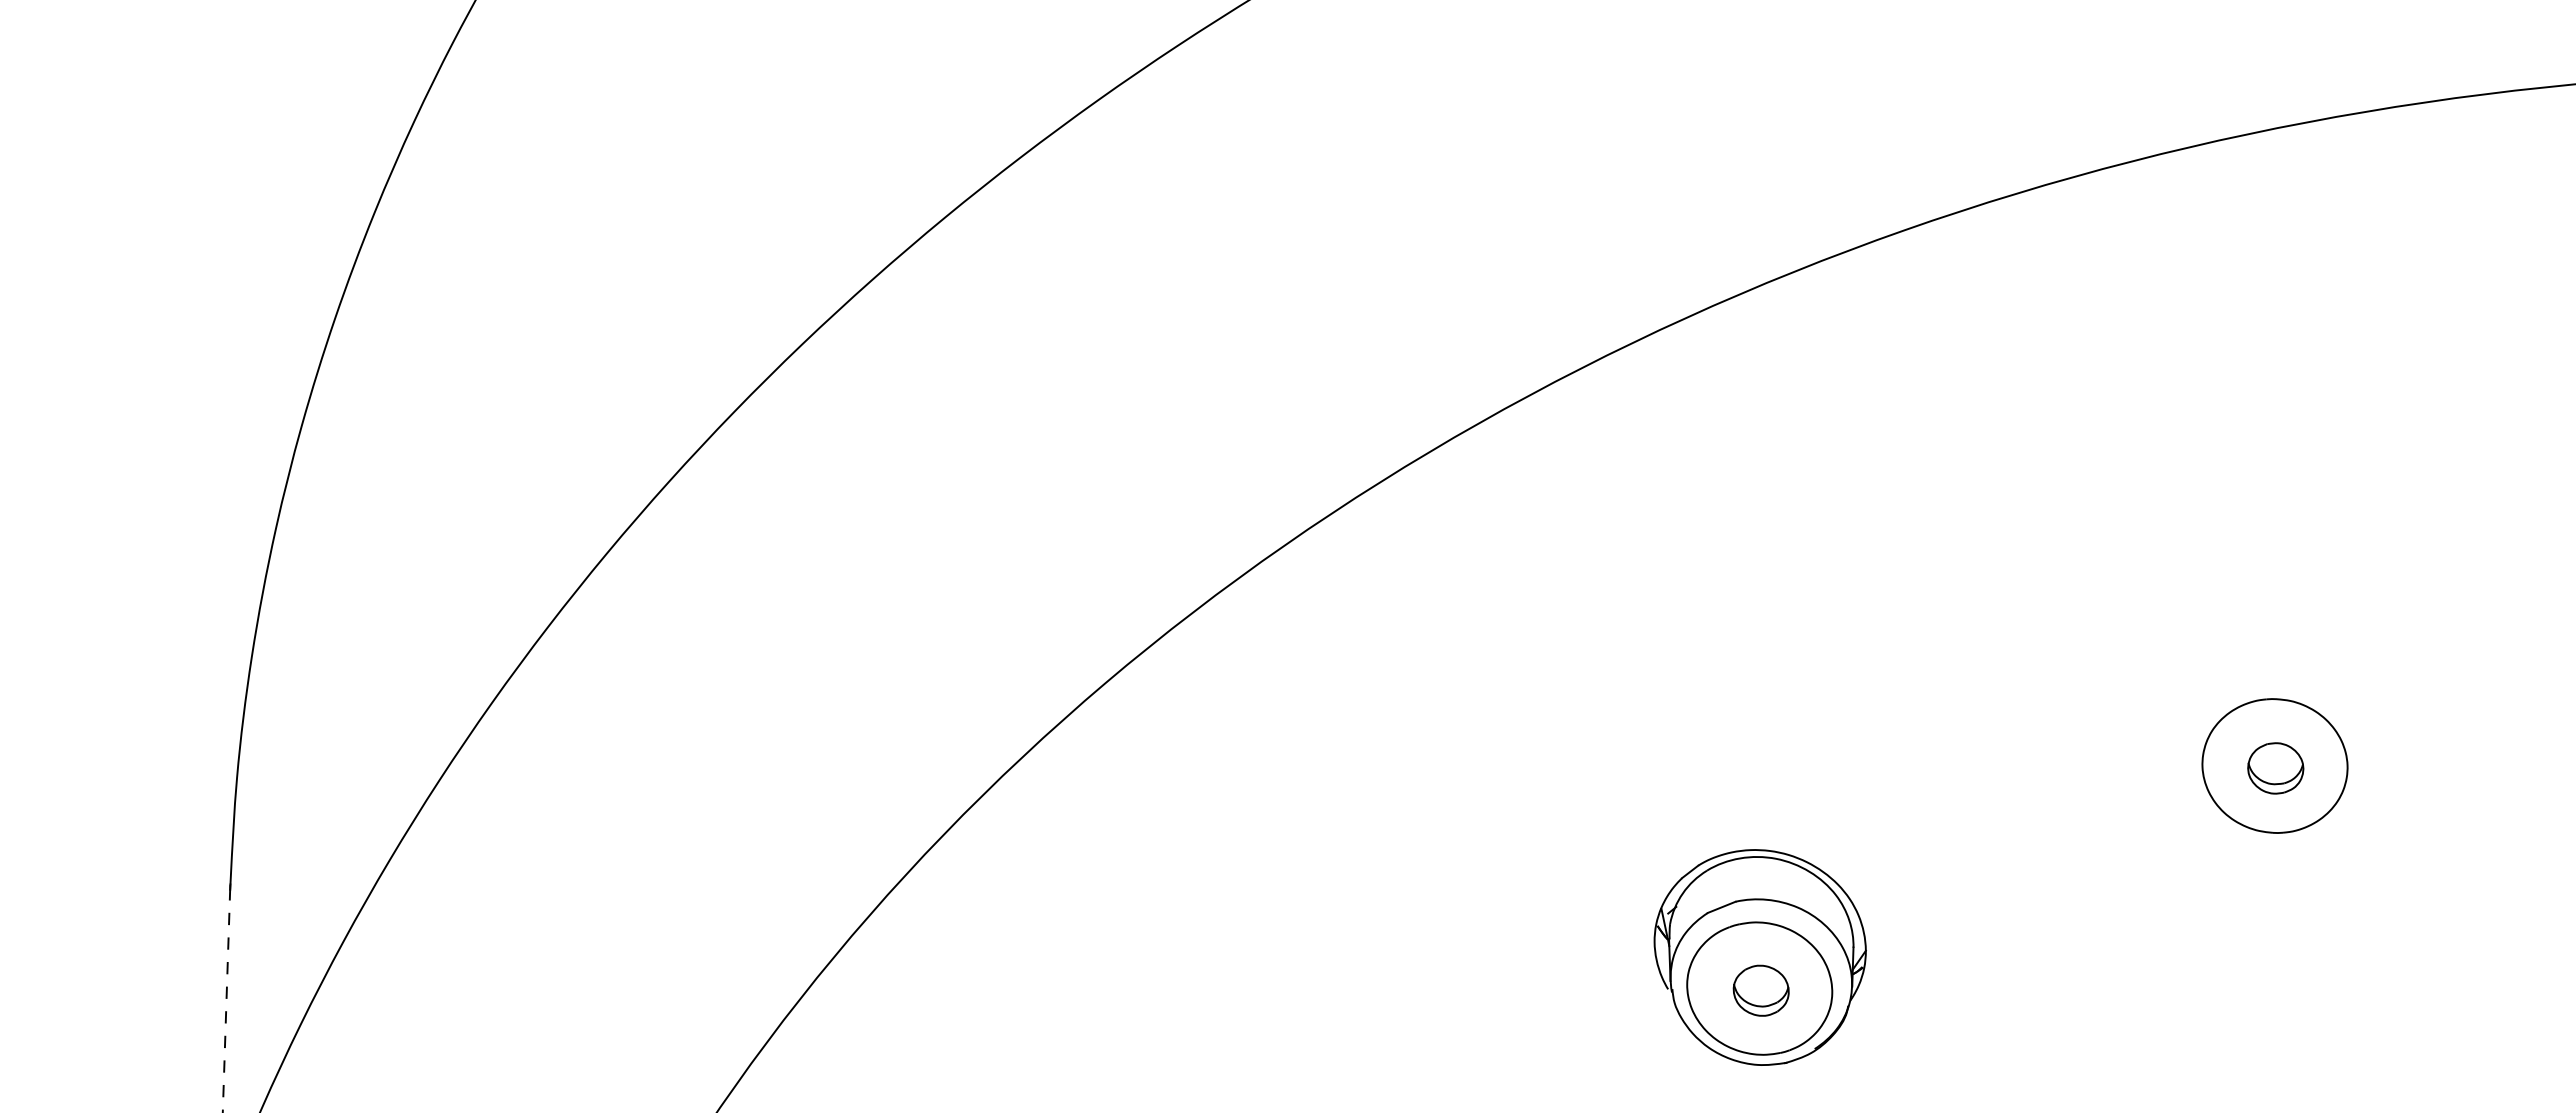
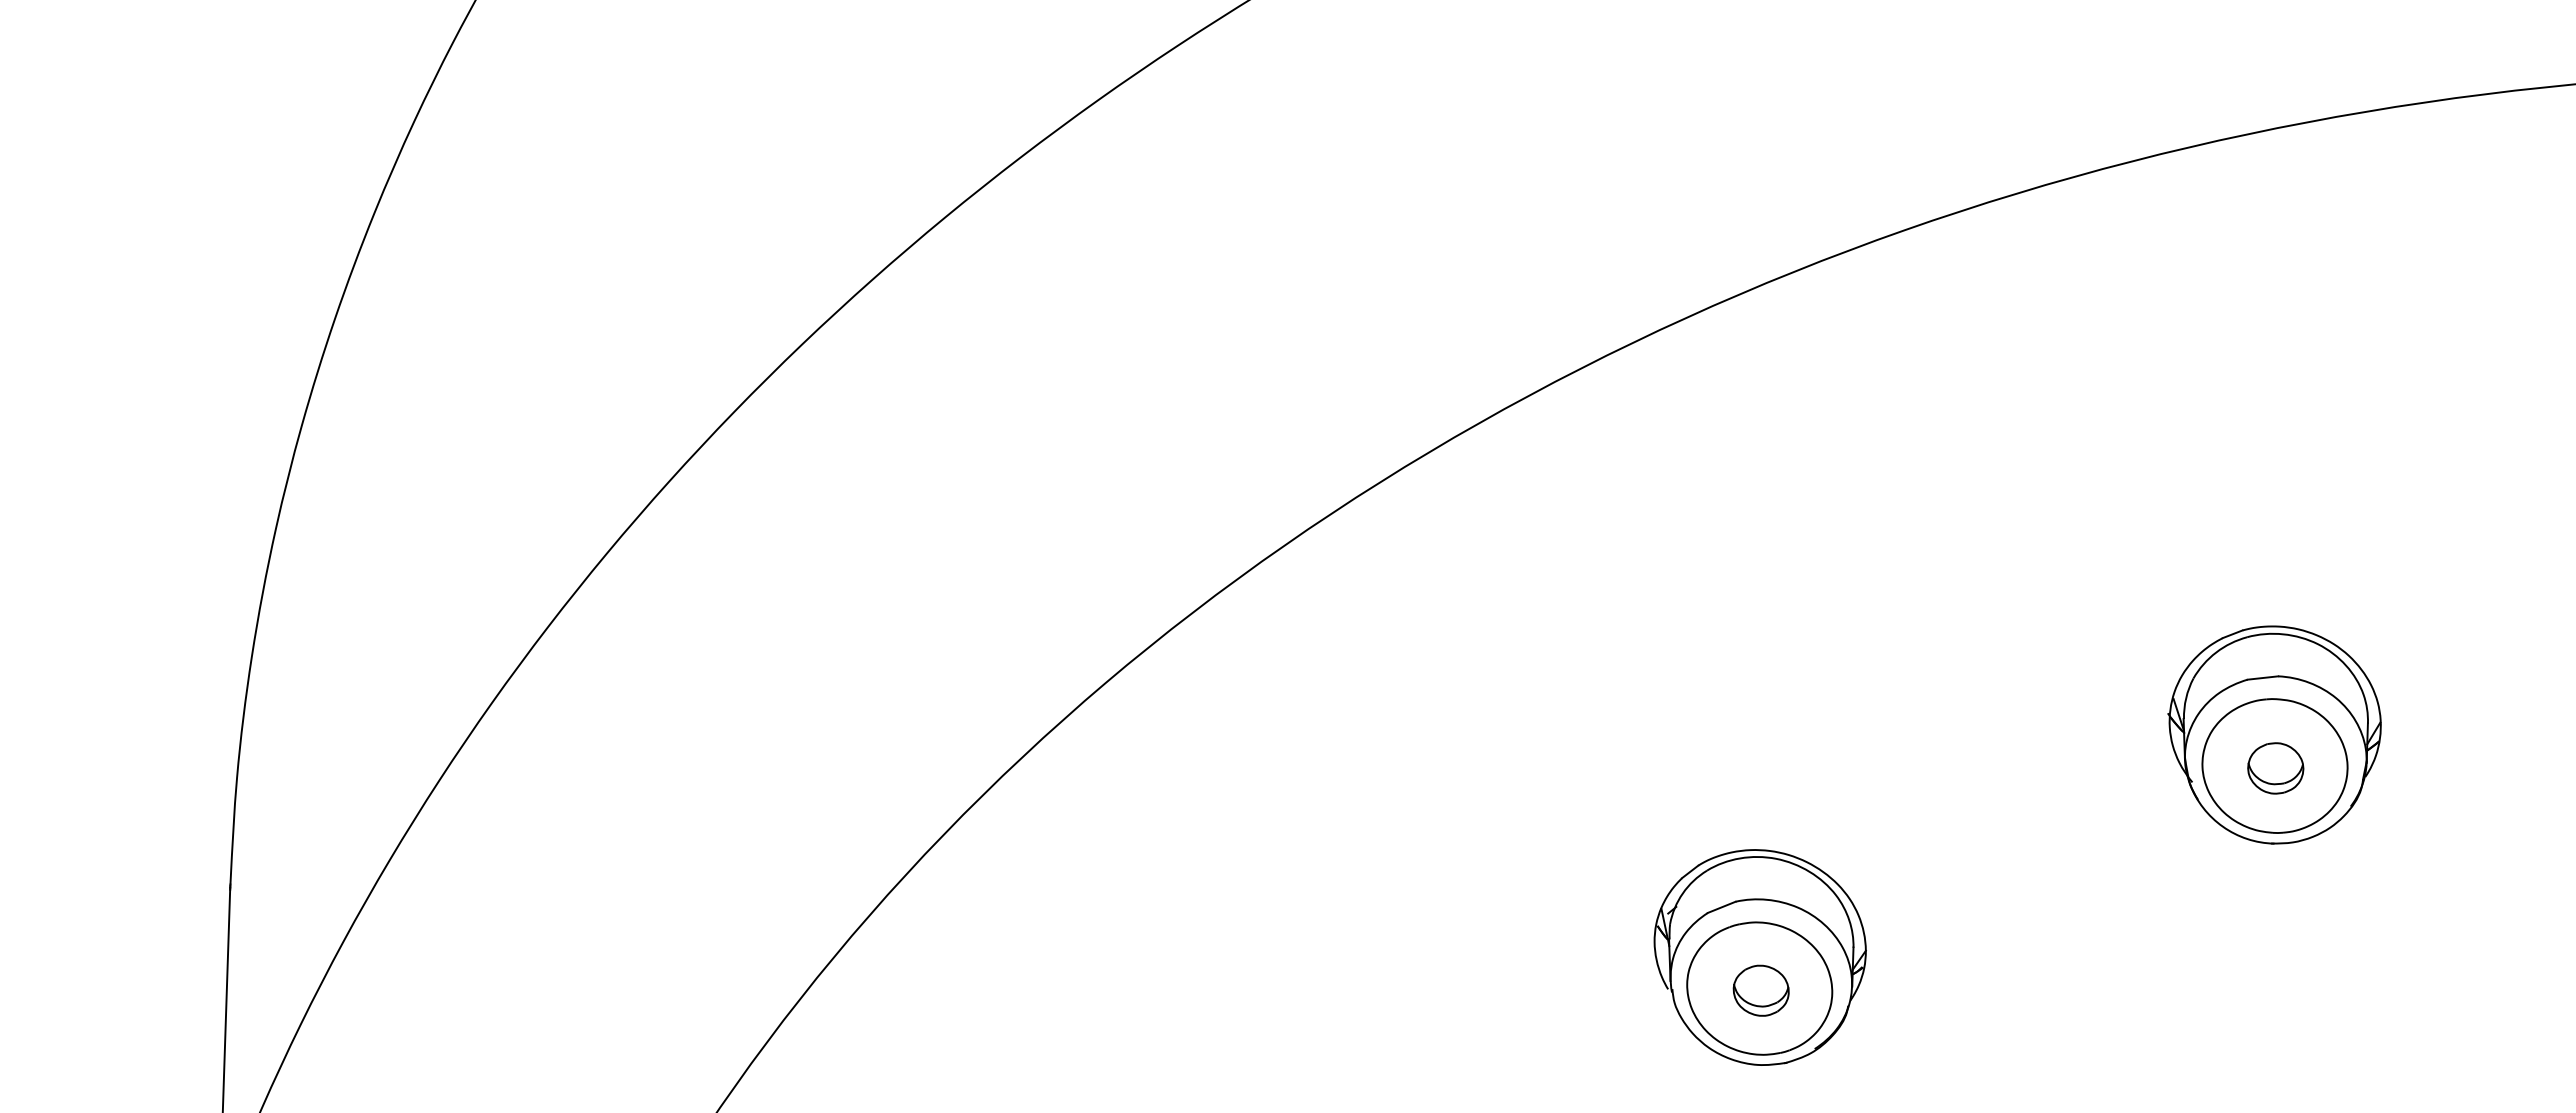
part: none -> present (2274, 734)
line: dashed -> solid (226, 1000)
